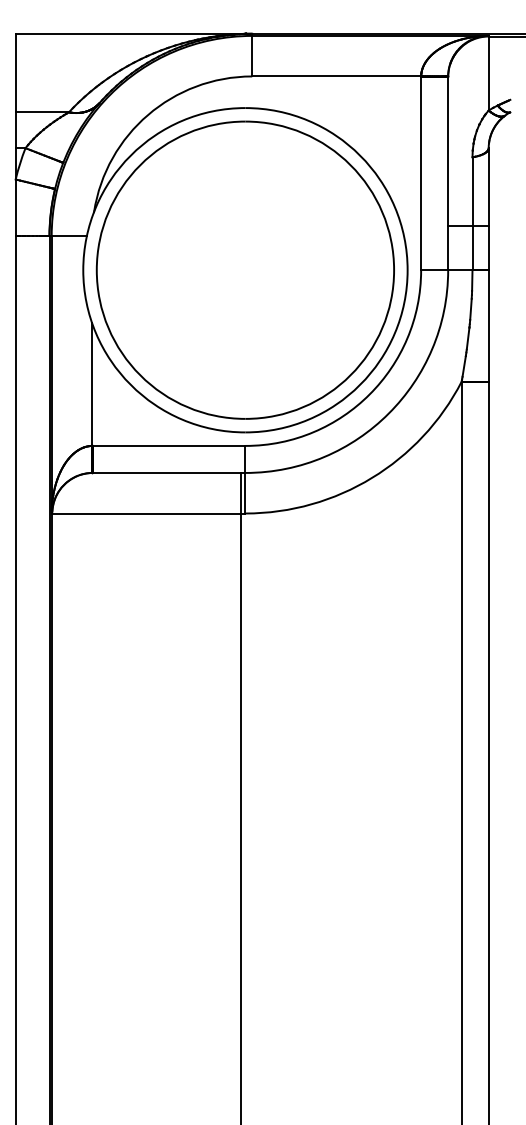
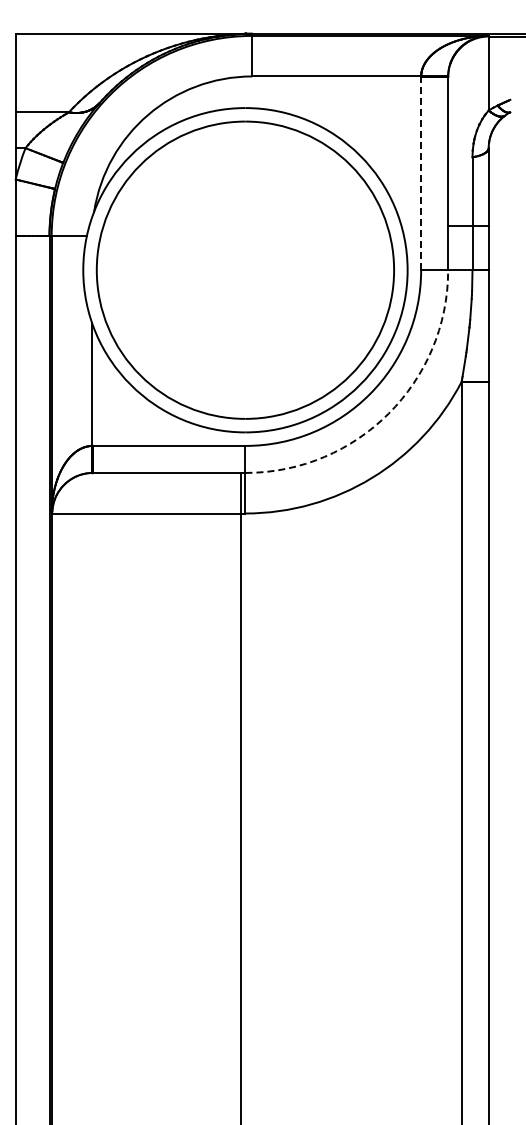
line: solid -> dashed (421, 173)
arc: solid -> dashed (388, 413)
